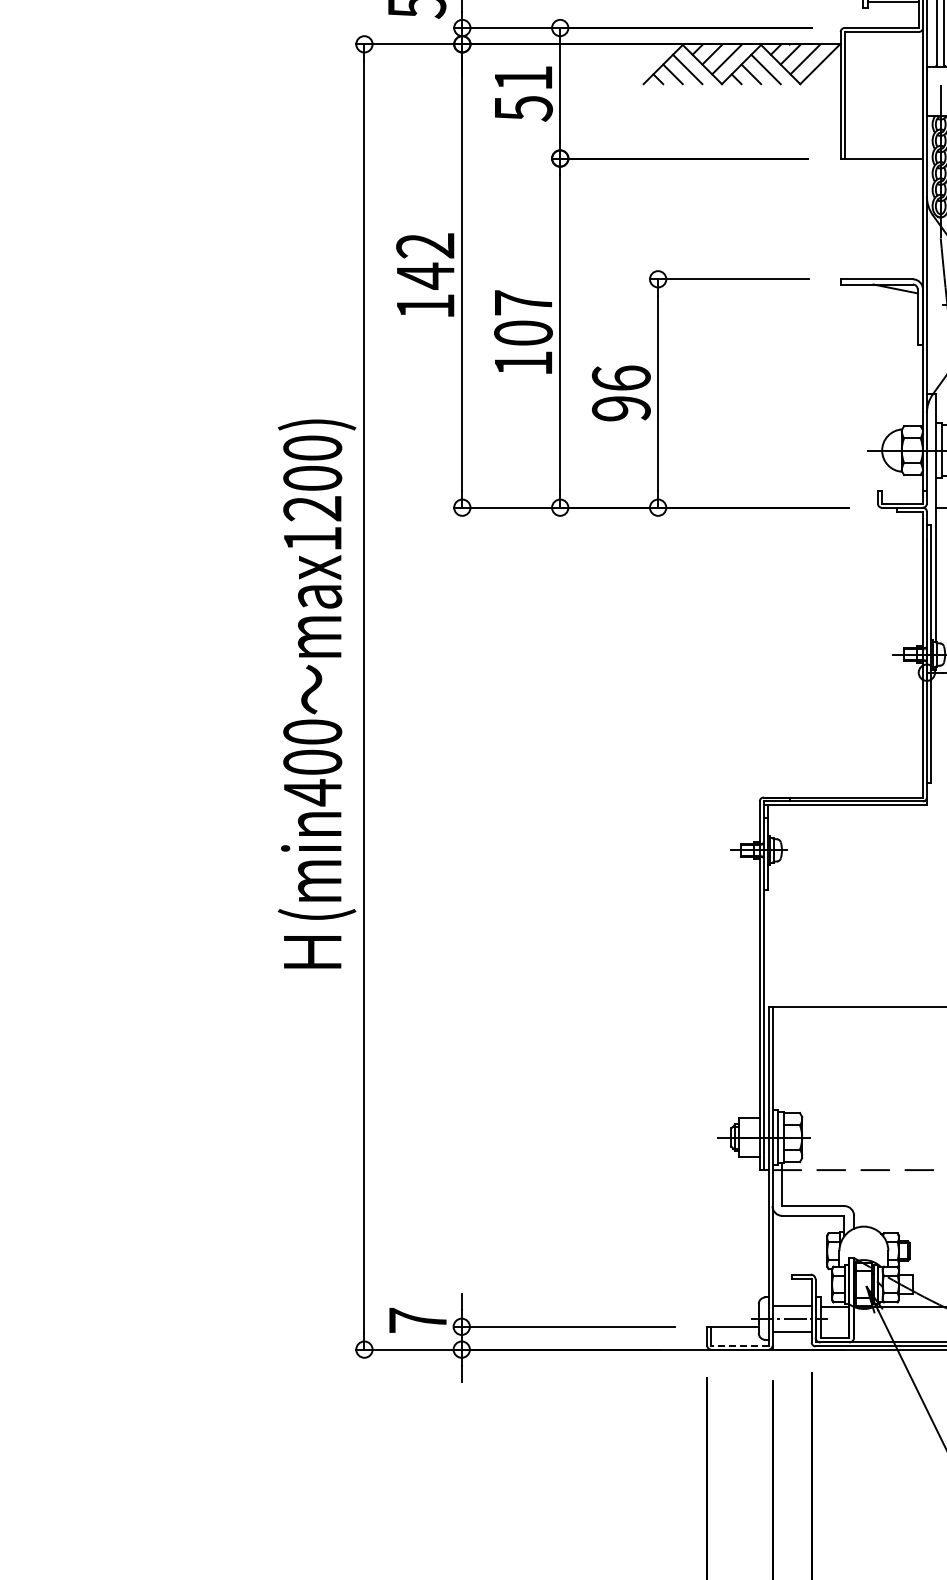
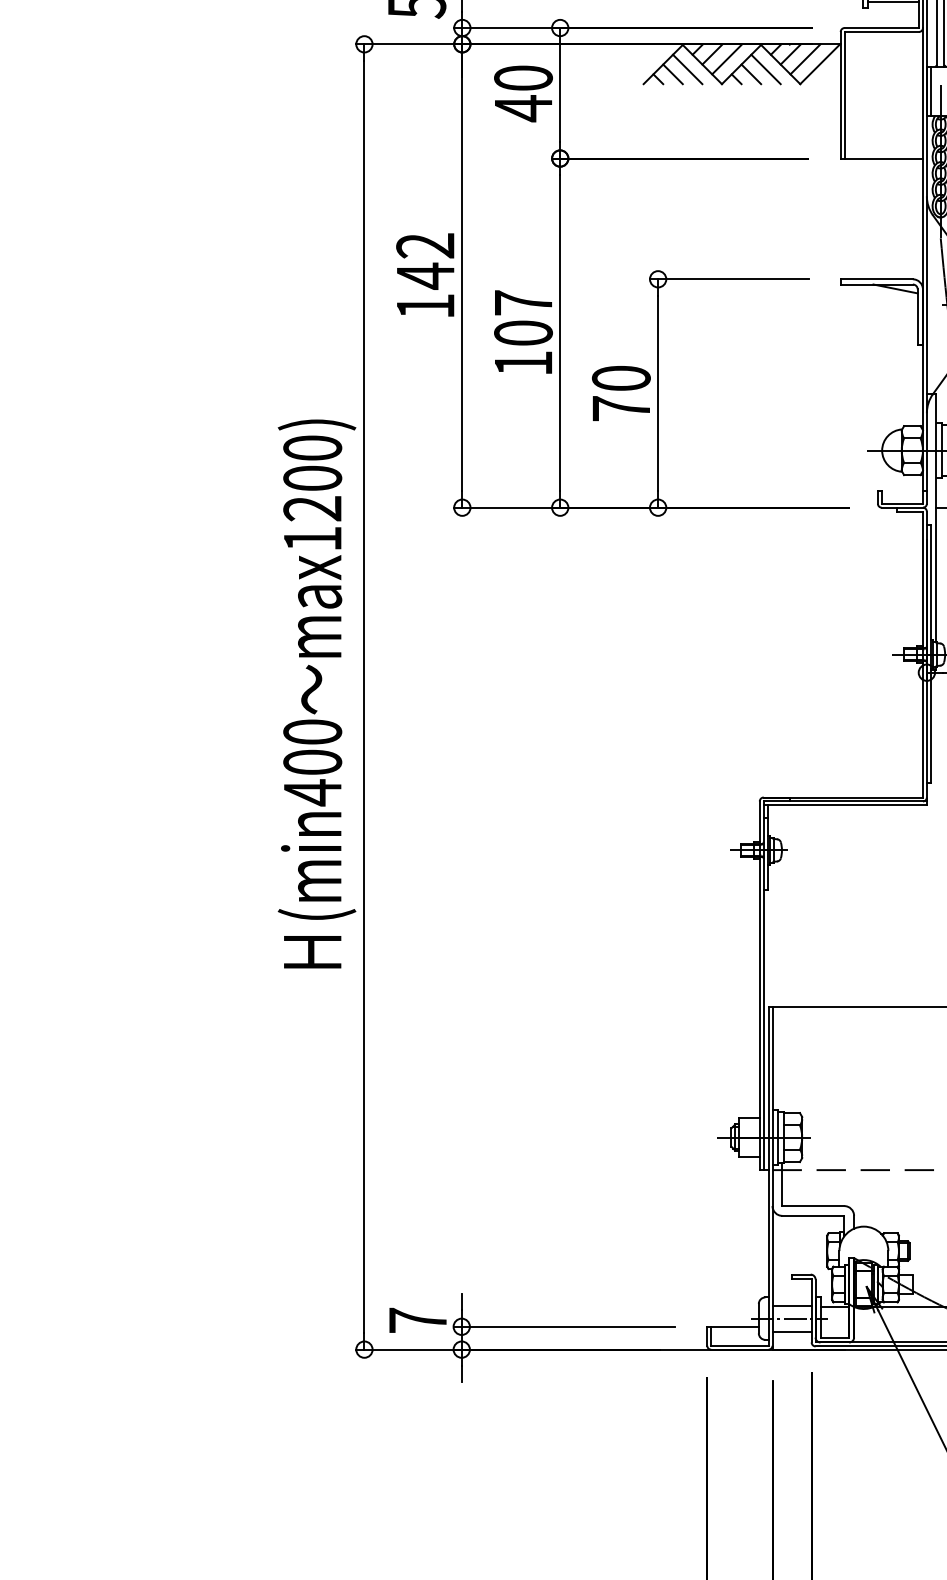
line: none -> present (930, 91)
text: 51 -> 40 (523, 93)
text: 96 -> 70 (620, 393)
line: dashed -> solid (739, 1345)
